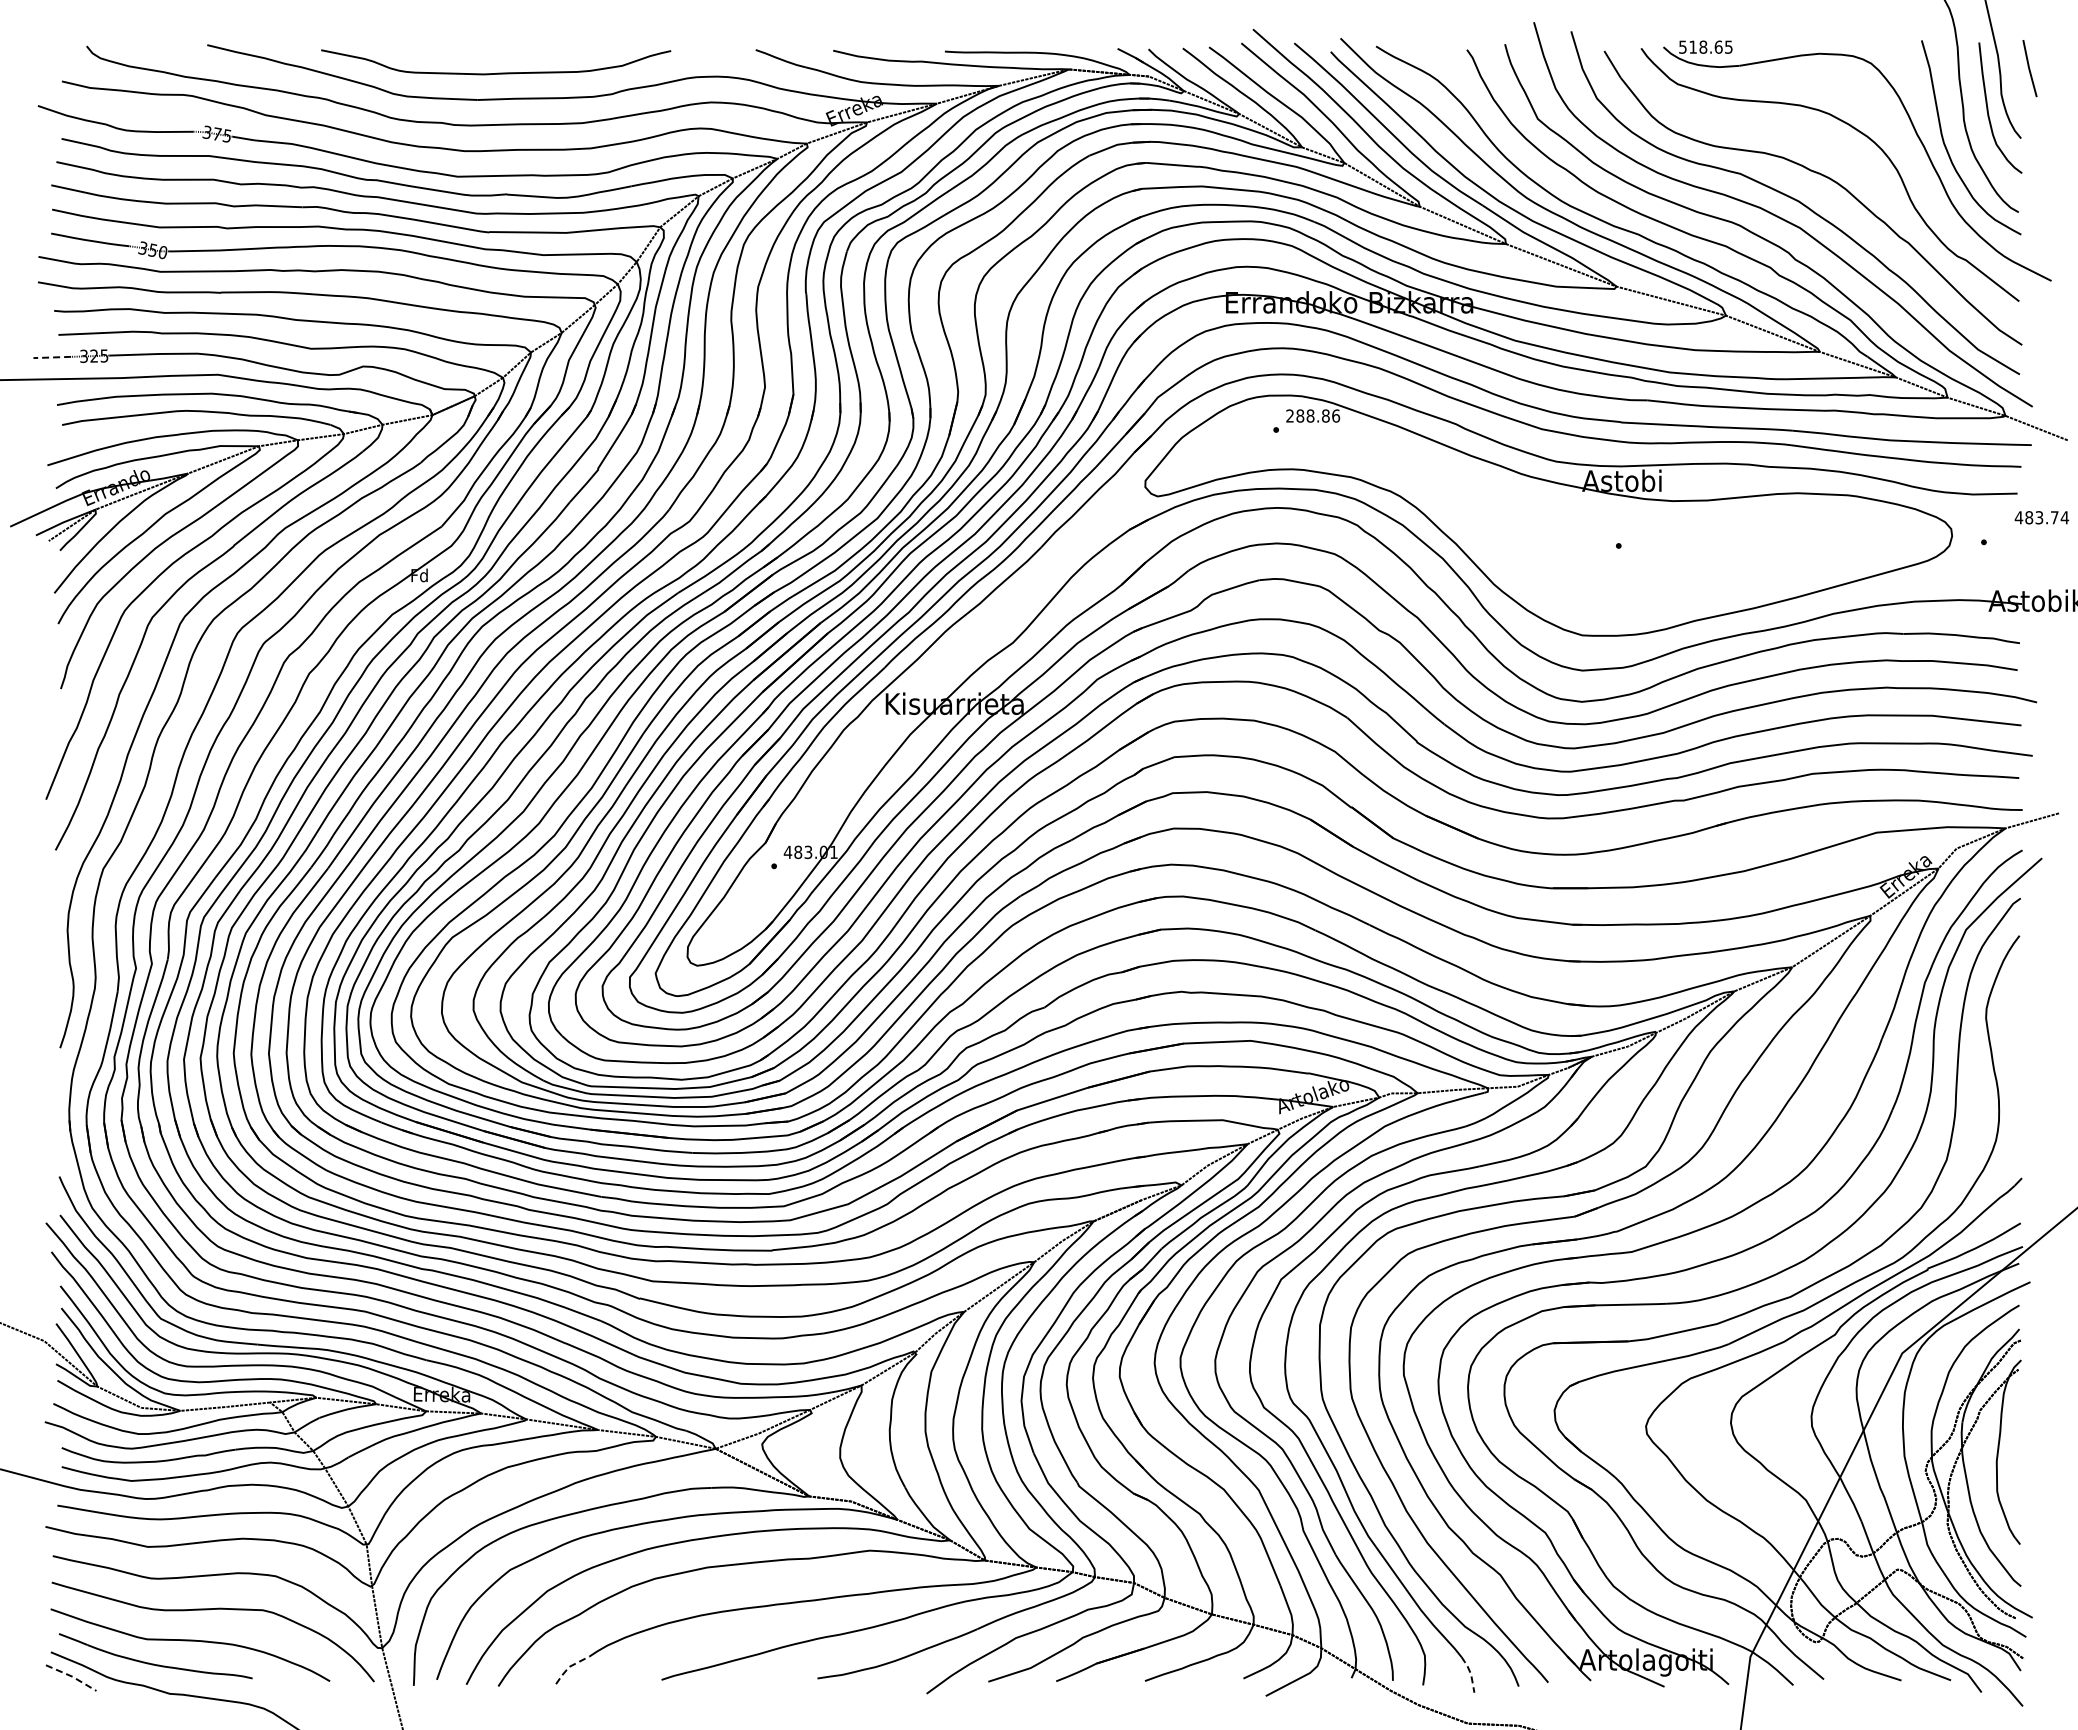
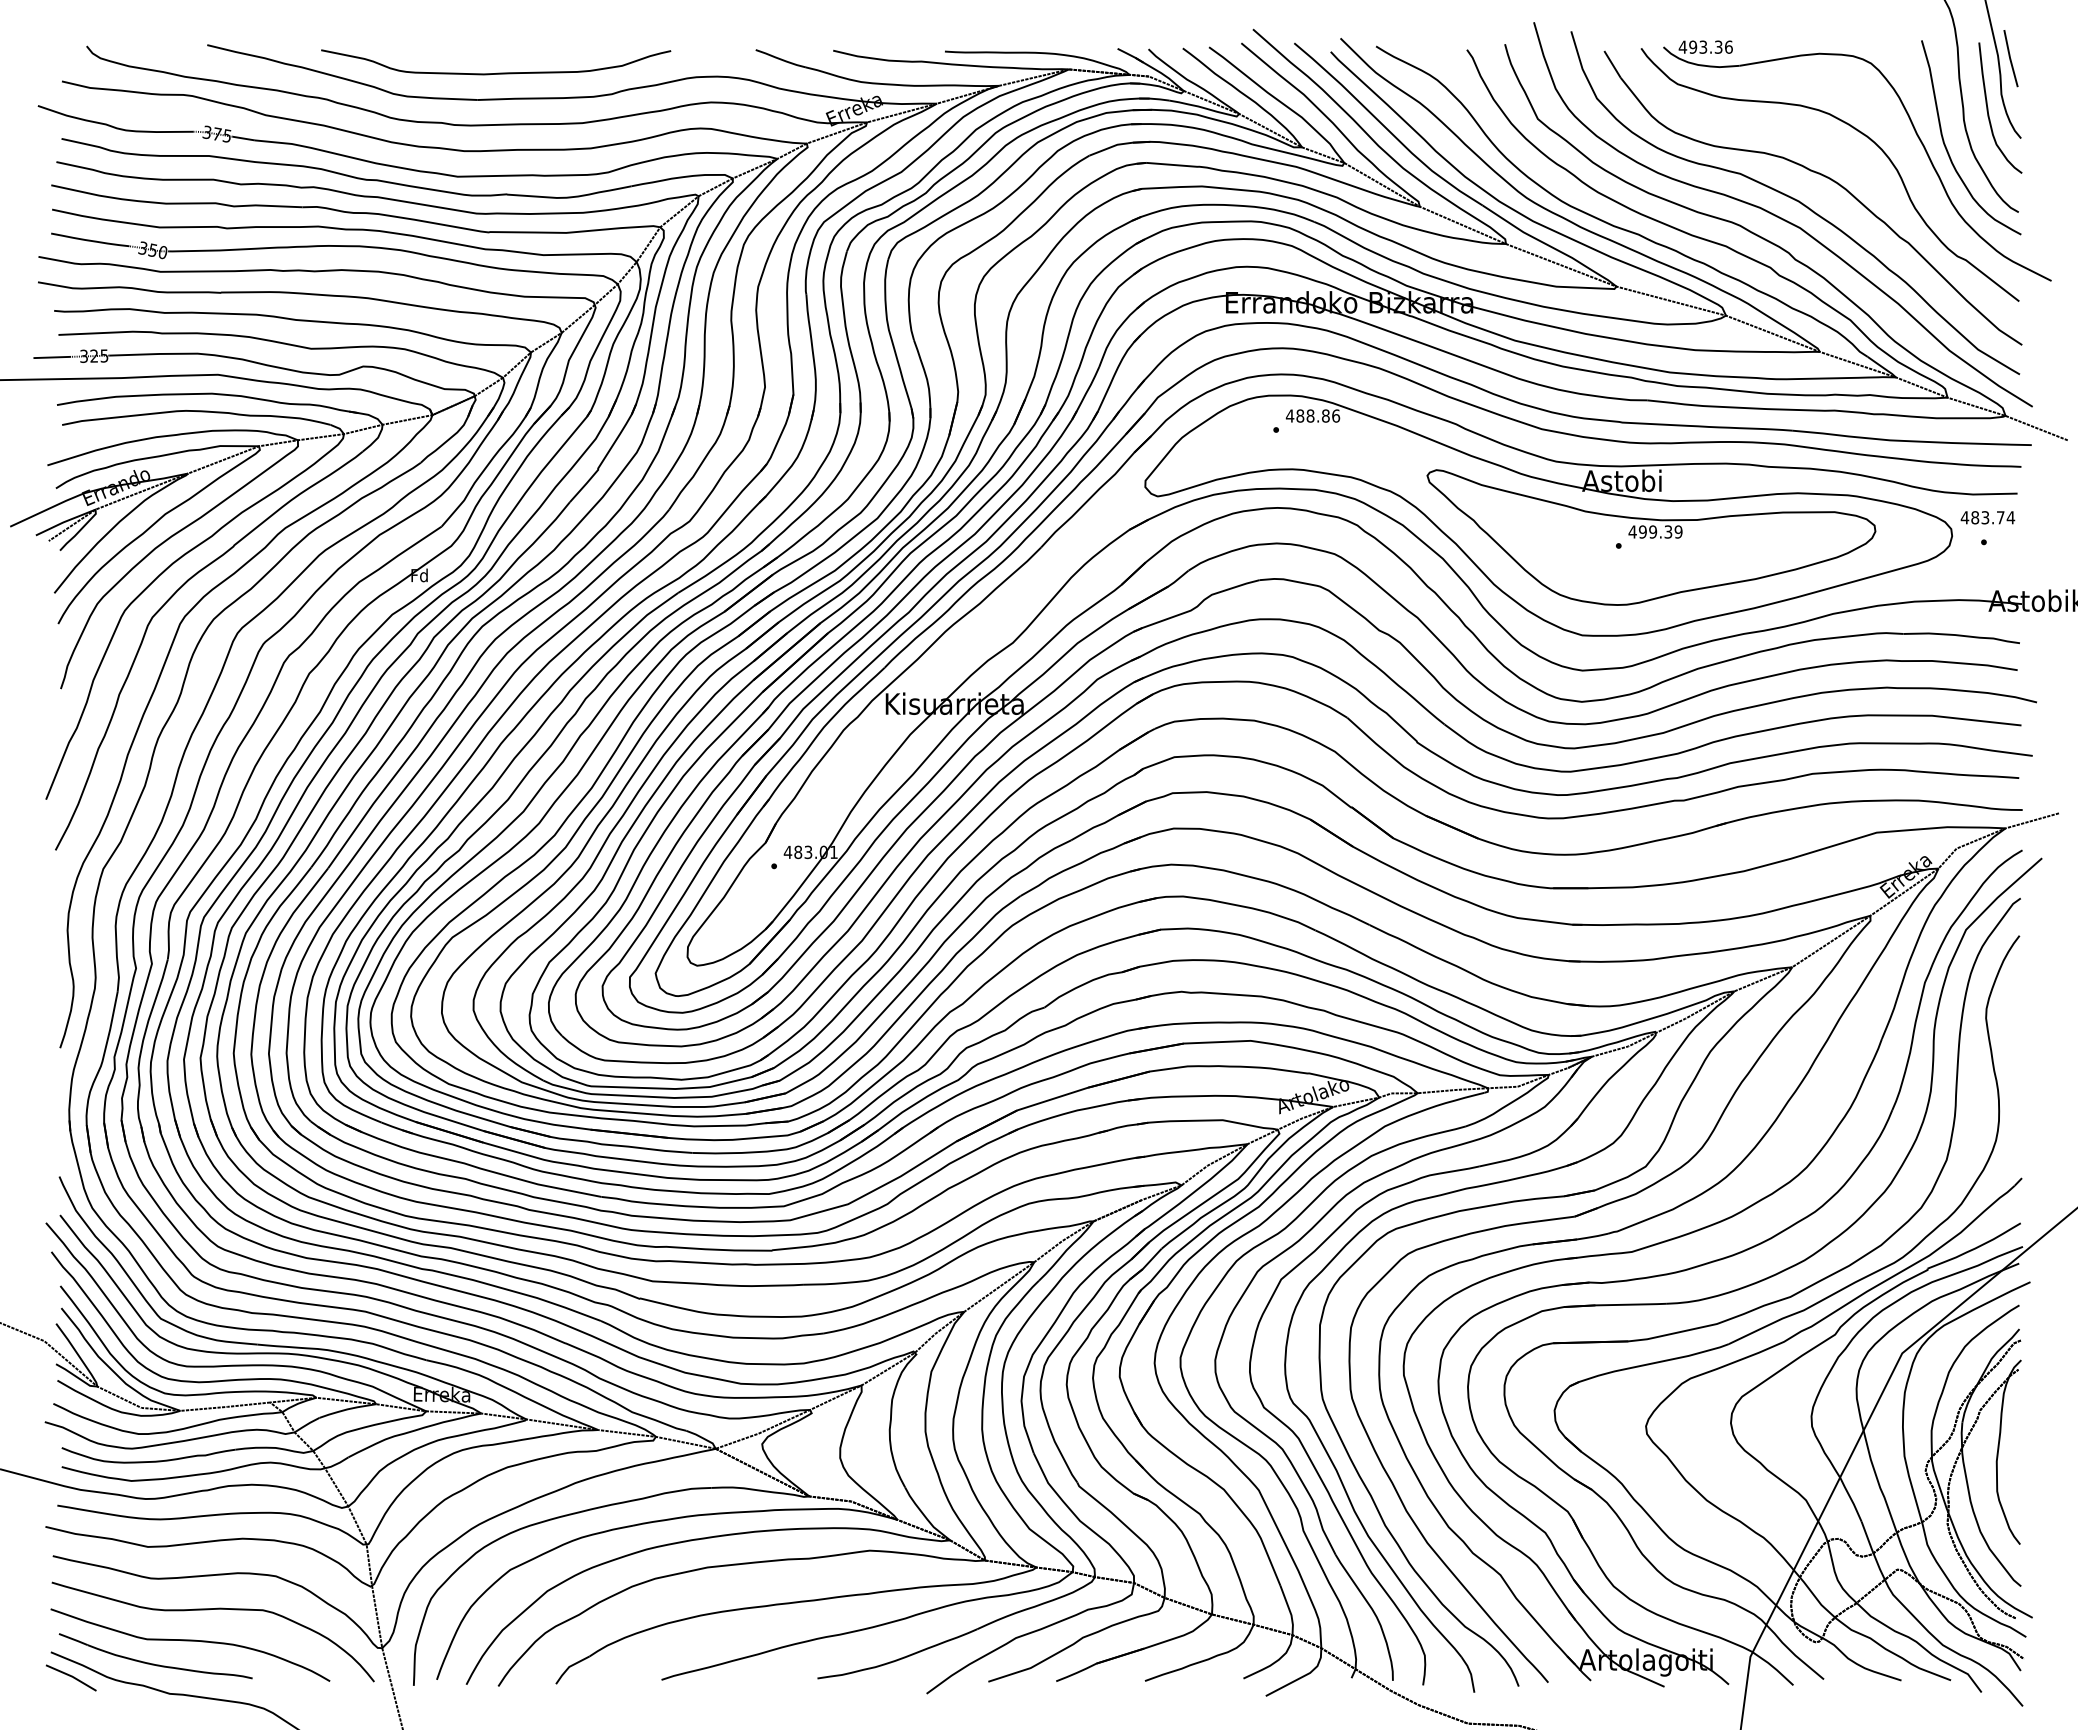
text: 518.65 -> 493.36 (1705, 46)
line position: (2029, 68) -> (2010, 58) (2010, 58)
line: dashed -> solid (52, 357)
text: 288.86 -> 488.86 (1289, 415)
text position: (2041, 517) -> (1987, 517) (1987, 517)
part: none -> present (1651, 537)
line: dashed -> solid (569, 1666)
line: dashed -> solid (1470, 1673)
line: dashed -> solid (72, 1676)
